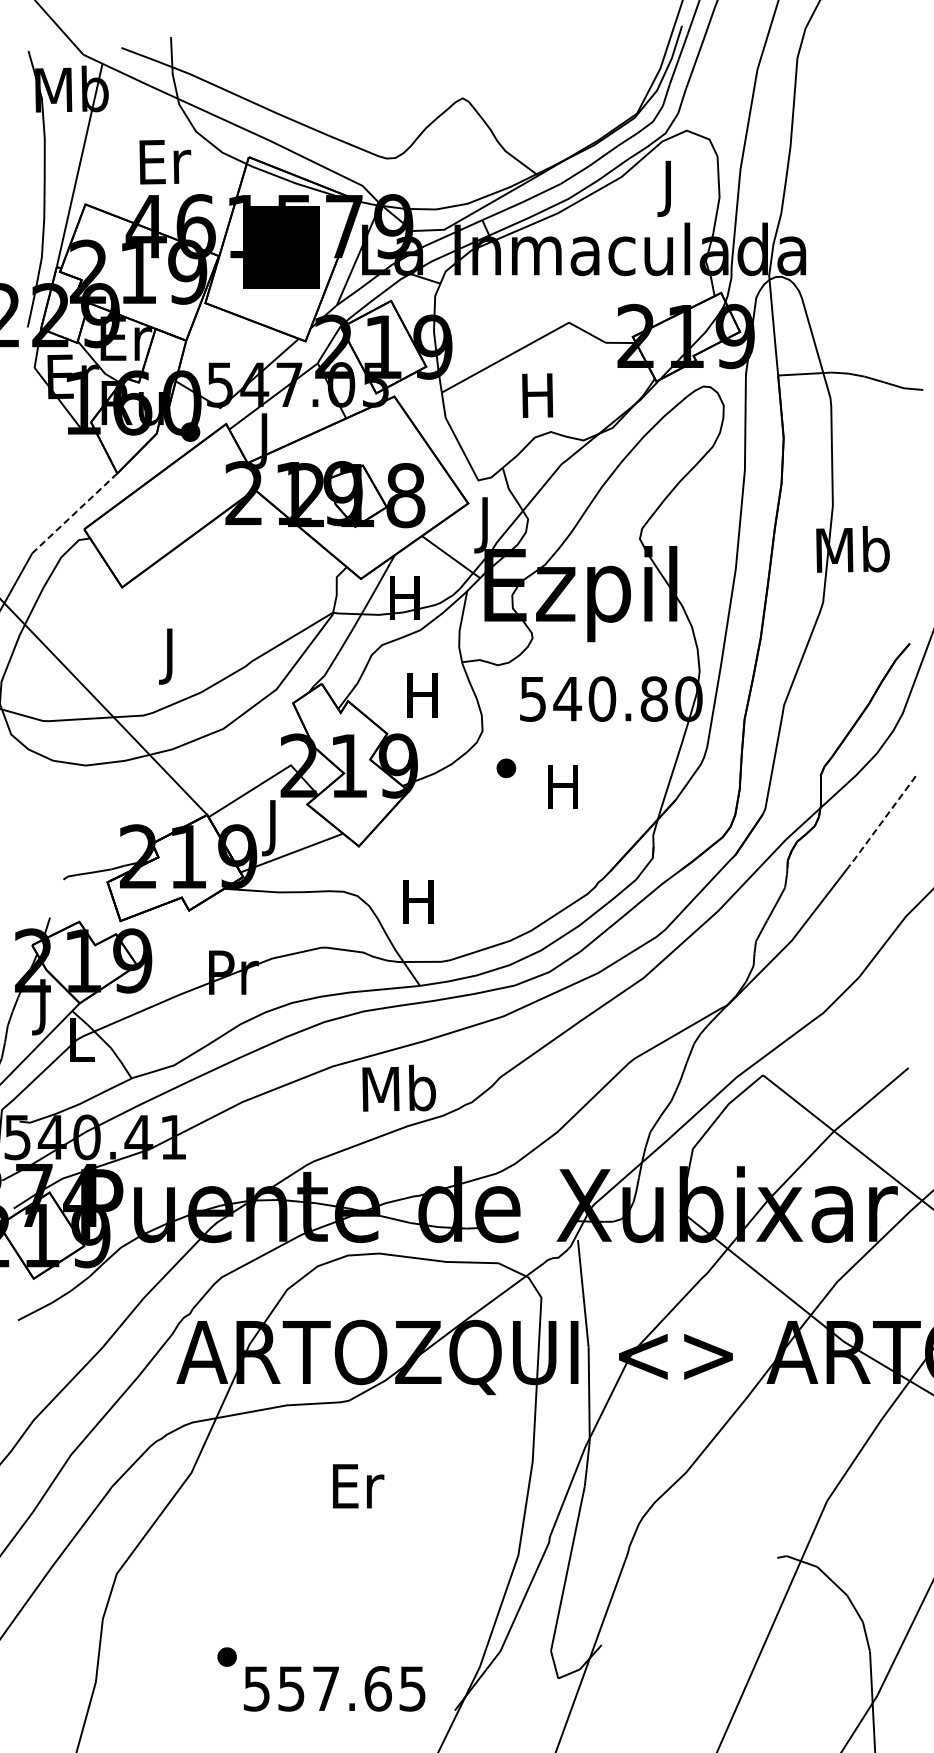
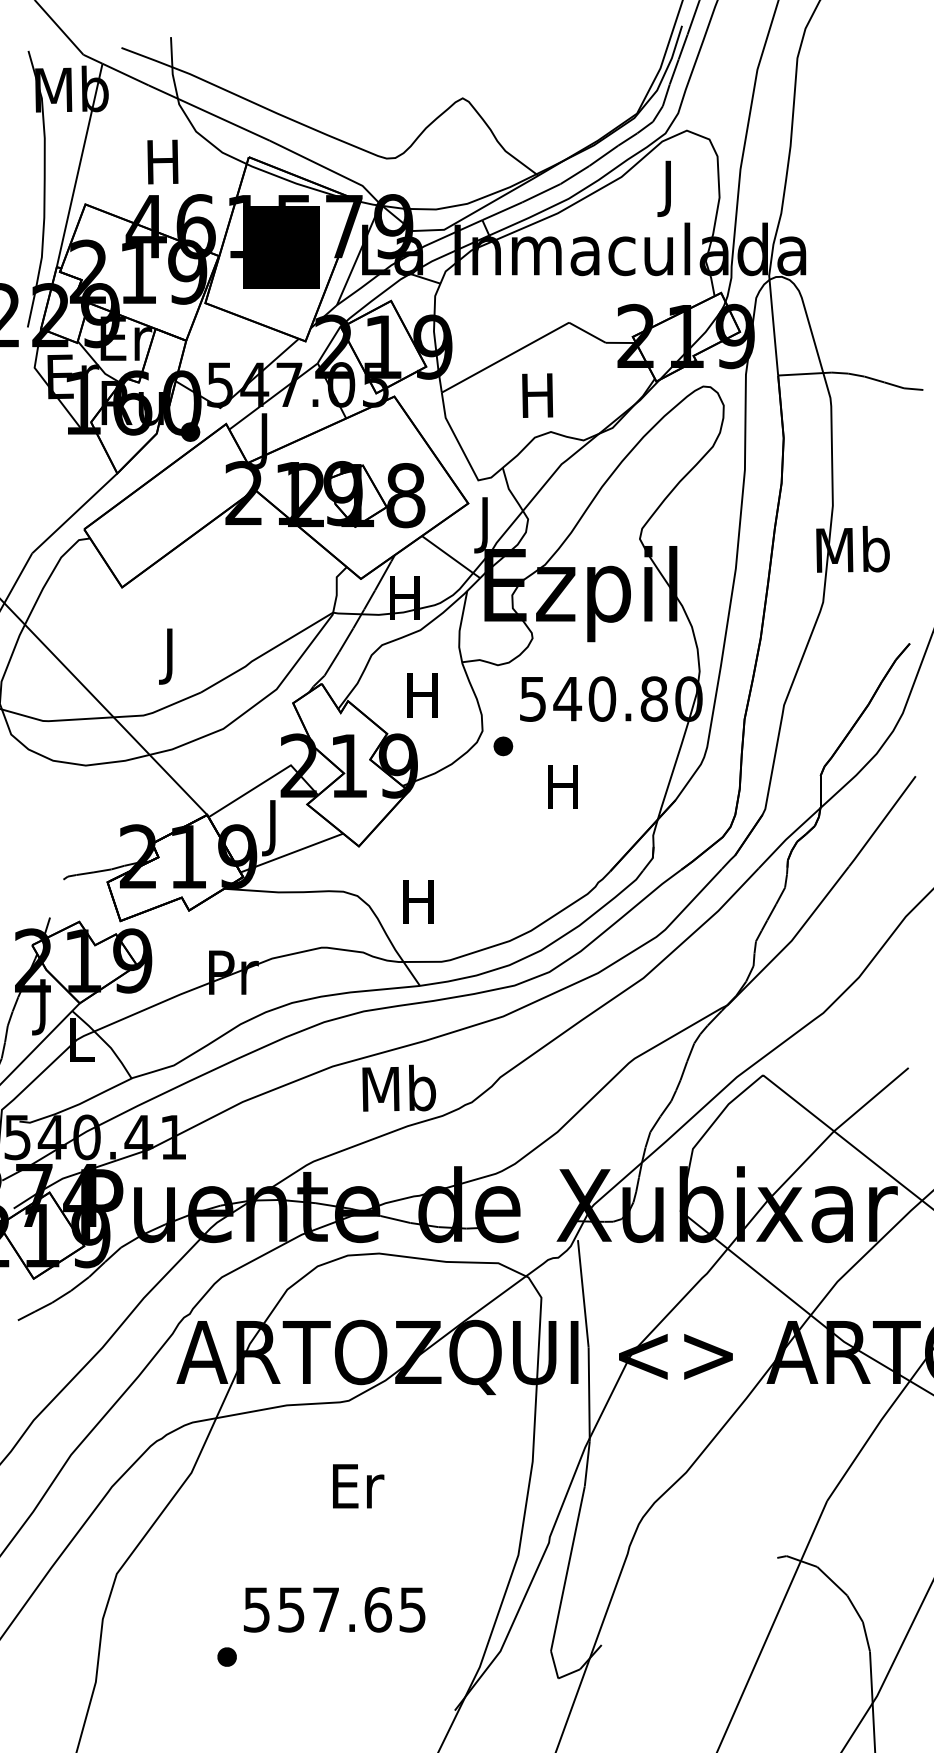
text: Er -> H (165, 161)
line: dashed -> solid (74, 513)
part position: (506, 768) -> (503, 746) (503, 746)
line: dashed -> solid (882, 821)
text position: (334, 1688) -> (334, 1609) (334, 1609)
